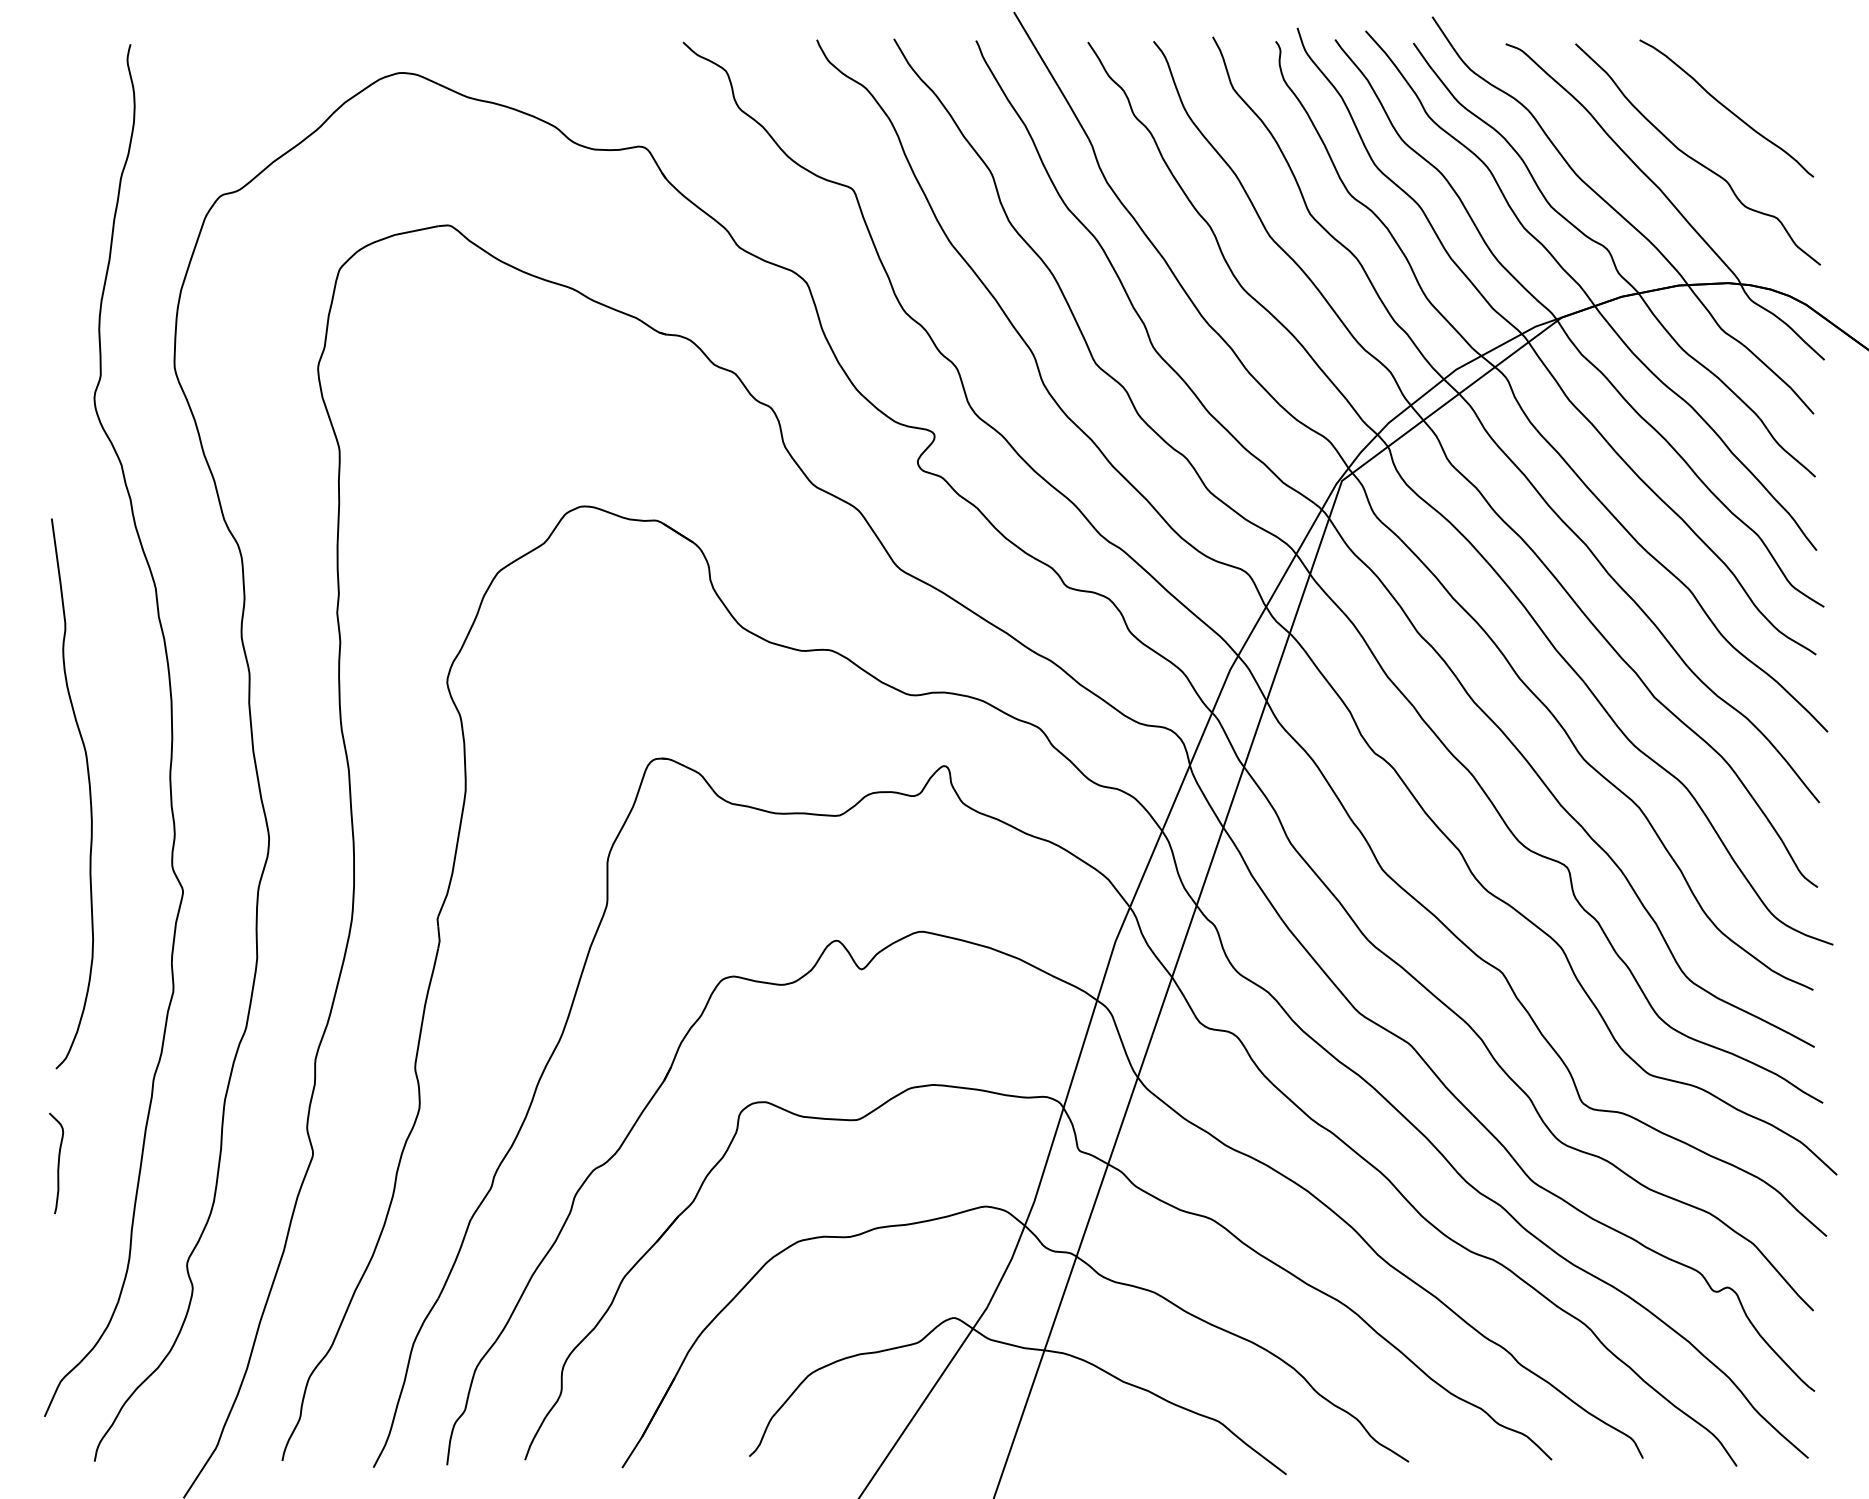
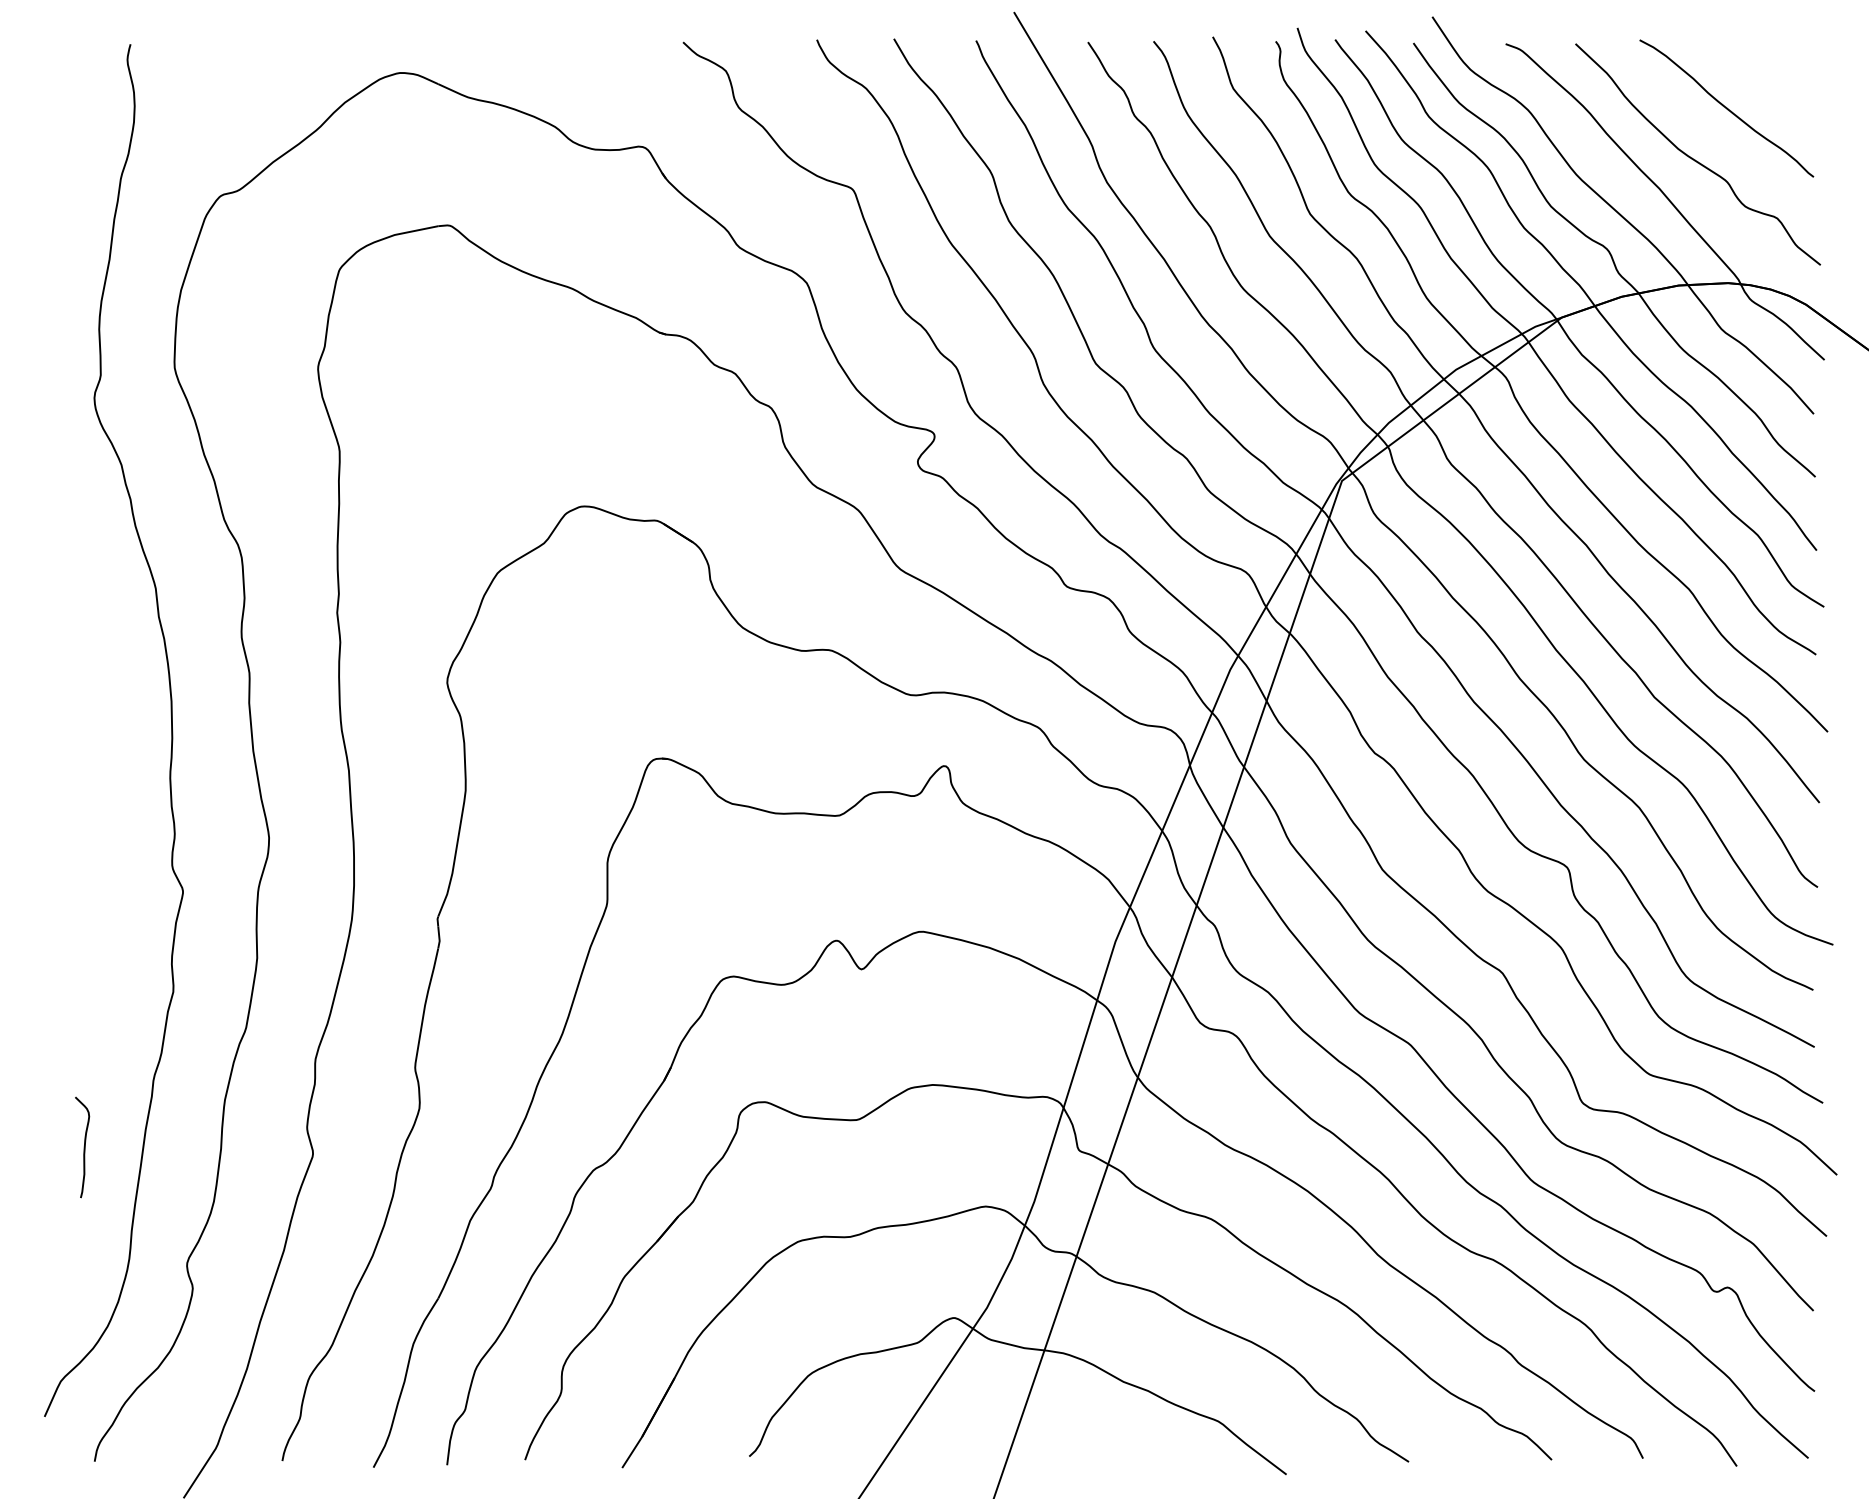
curve: present -> none (89, 793)
curve position: (57, 1163) -> (83, 1147) (83, 1147)
